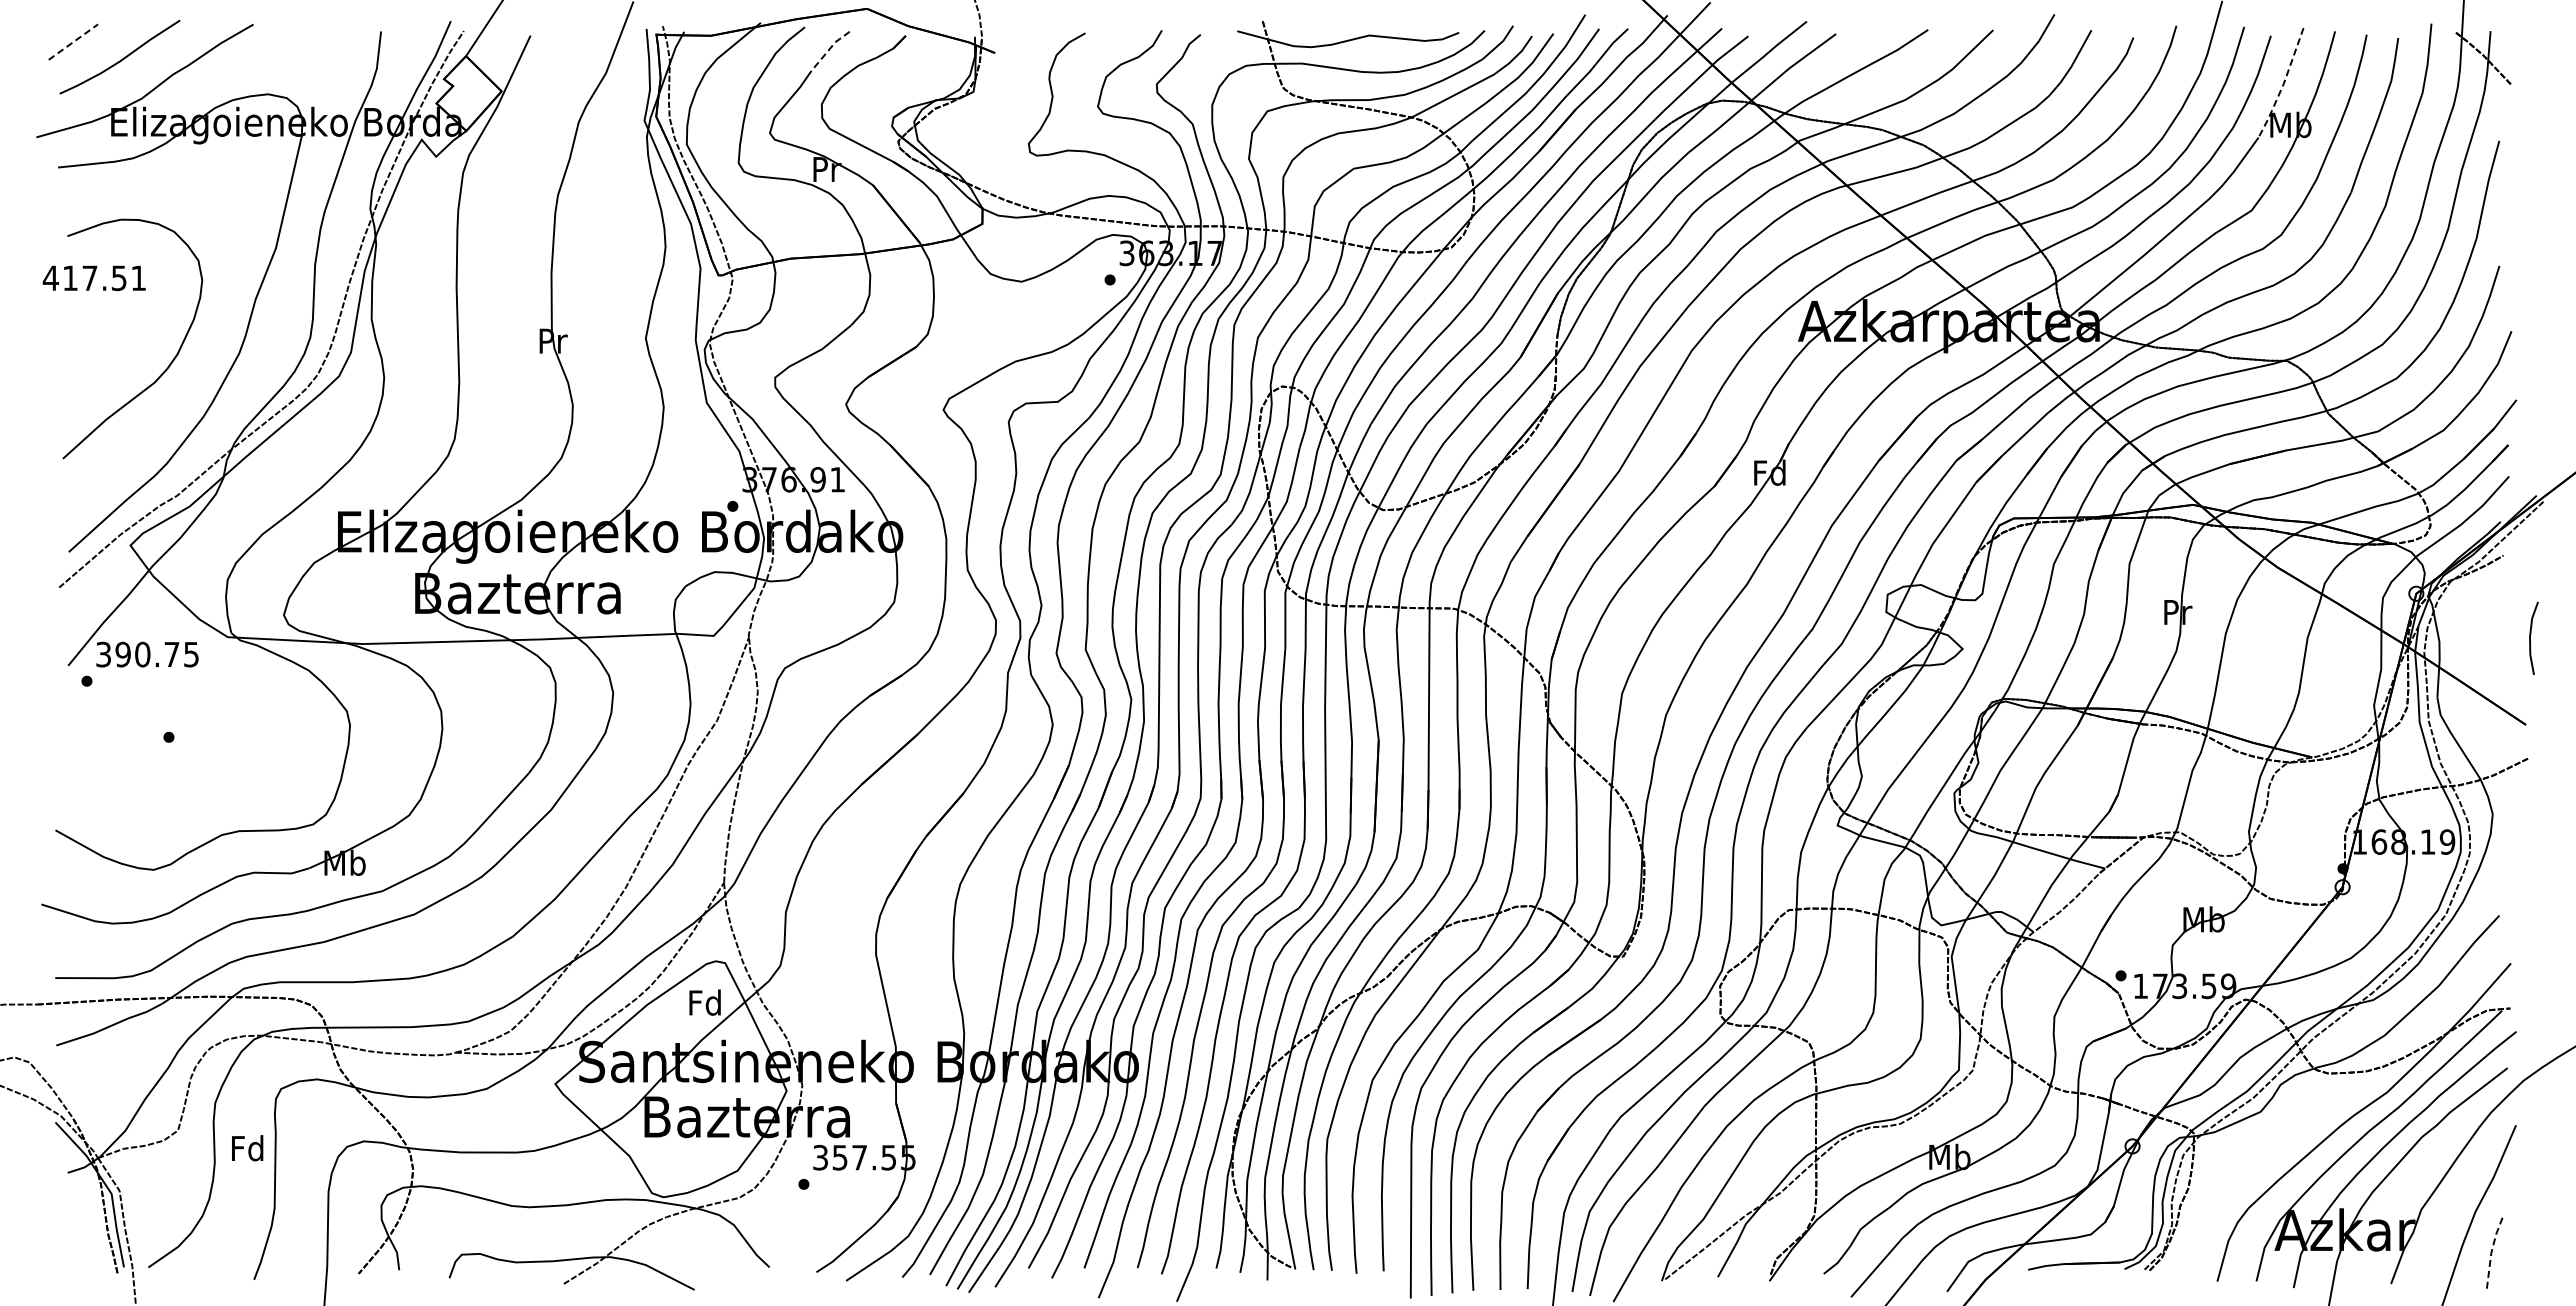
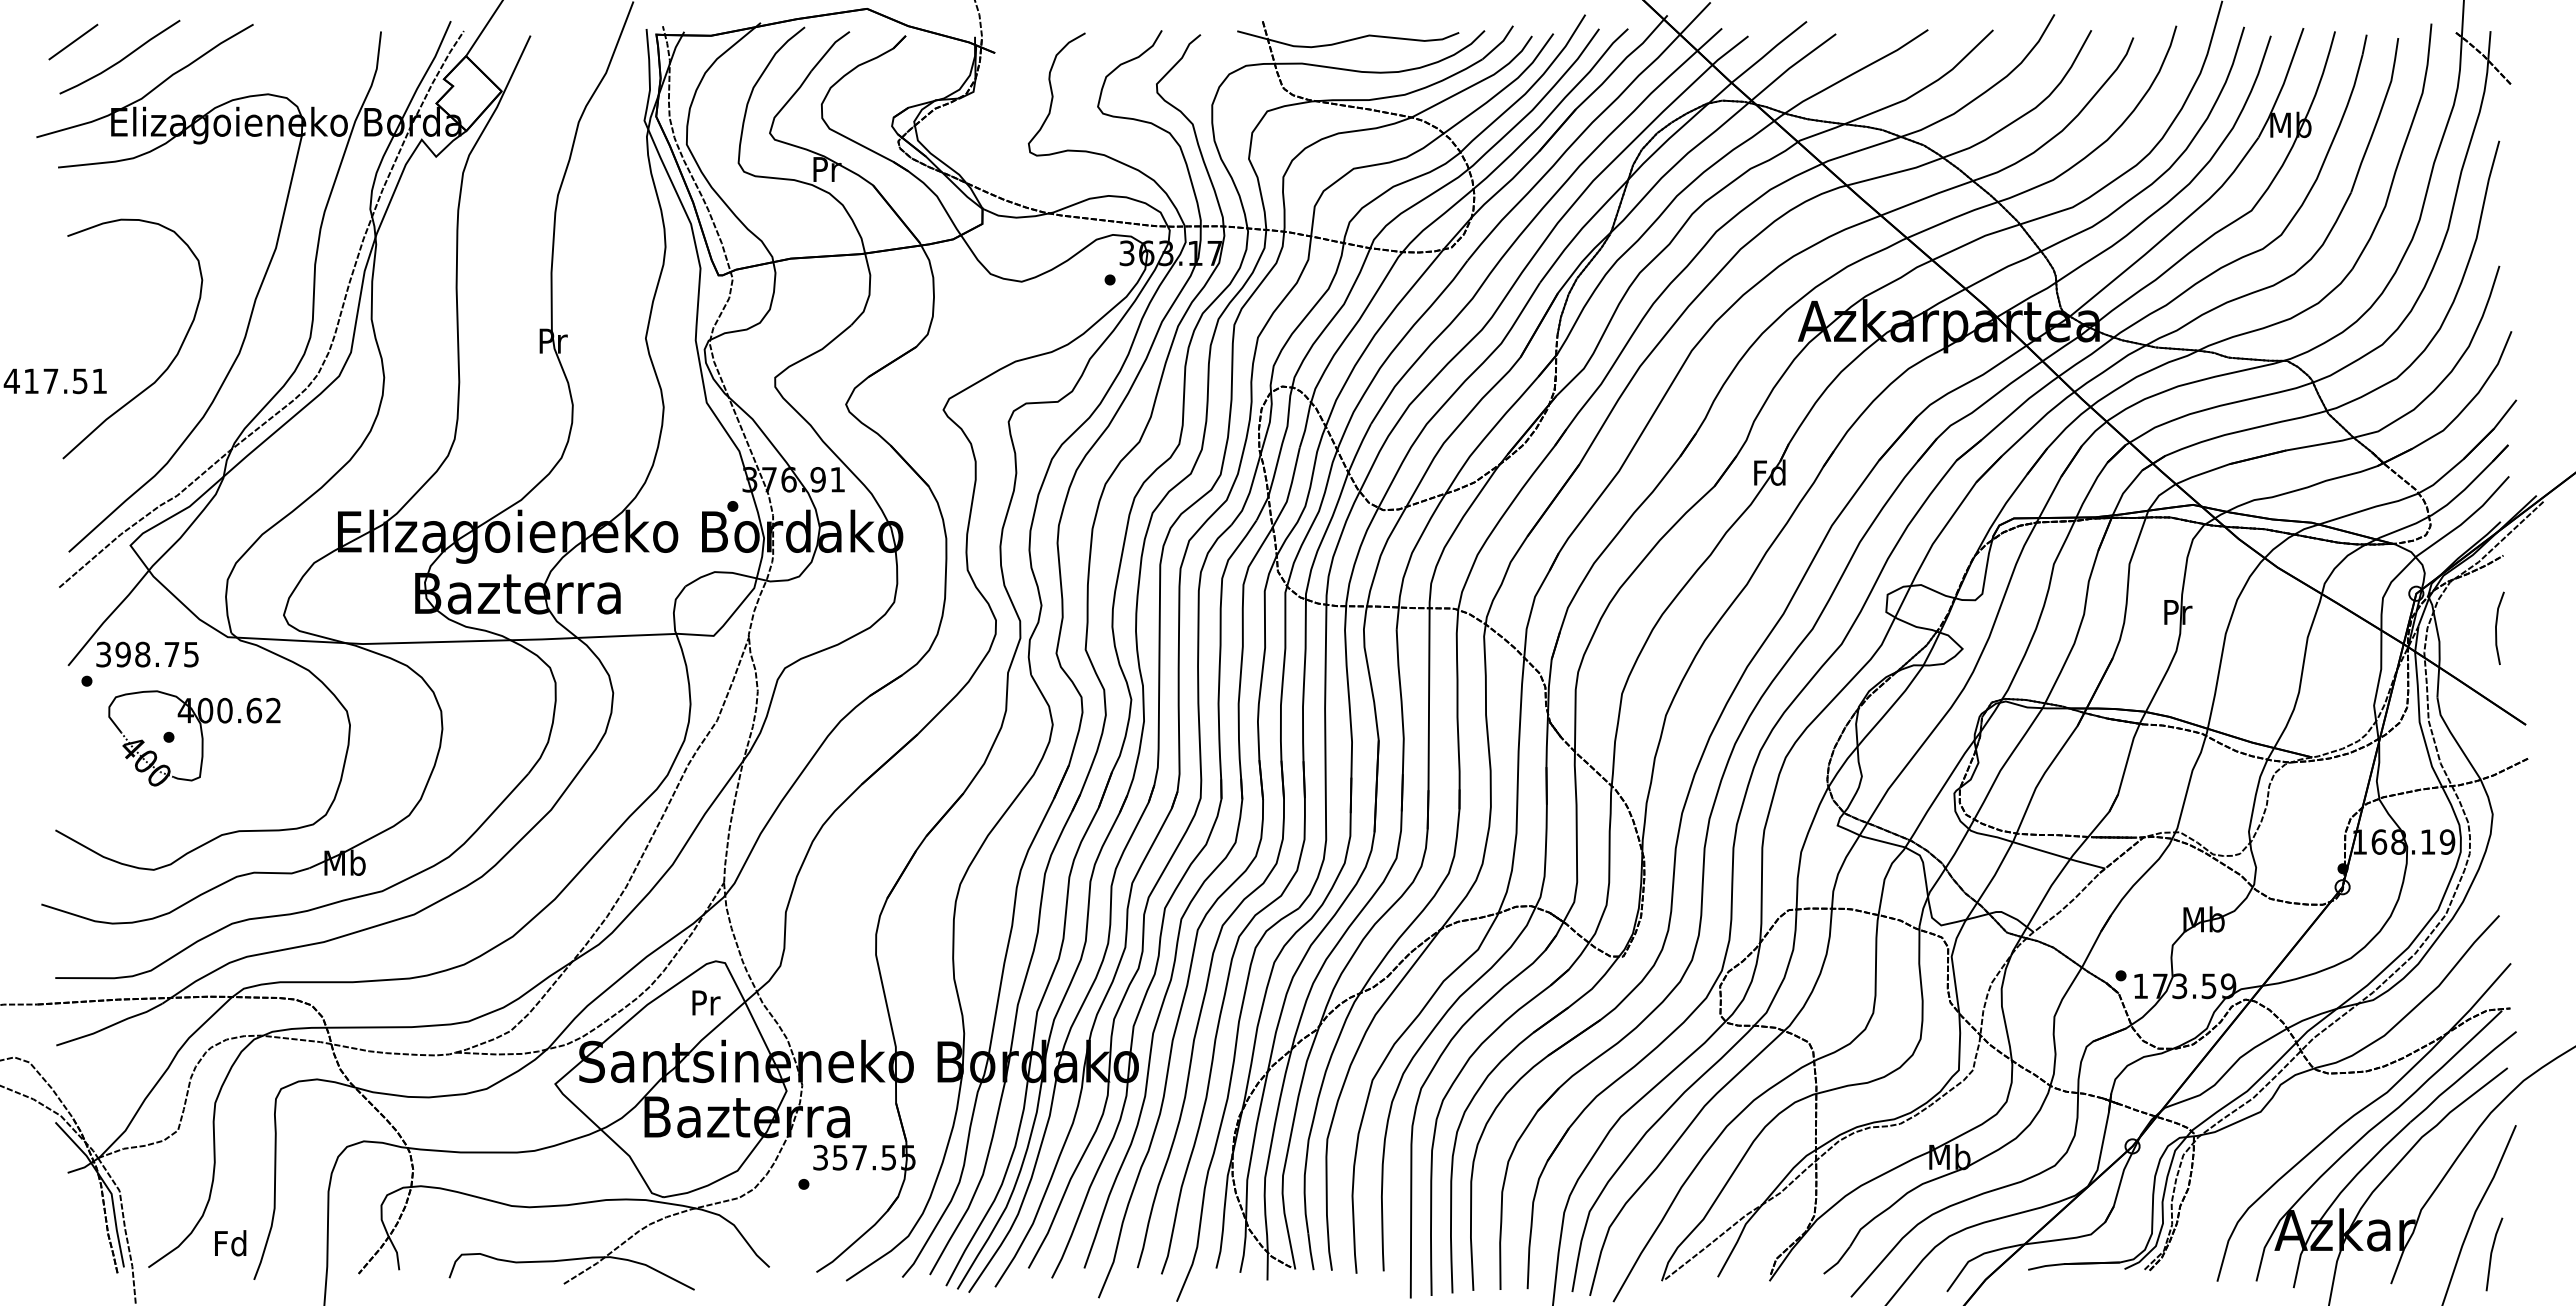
line: dashed -> solid (73, 41)
line: dashed -> solid (829, 49)
line: dashed -> solid (2283, 84)
text position: (93, 278) -> (54, 381) (54, 381)
line position: (2531, 635) -> (2497, 625) (2497, 625)
text: 390.75 -> 398.75 (142, 654)
part: none -> present (201, 738)
text: Fd -> Pr (704, 1002)
text position: (247, 1148) -> (230, 1243) (230, 1243)
line: dashed -> solid (2491, 1253)
